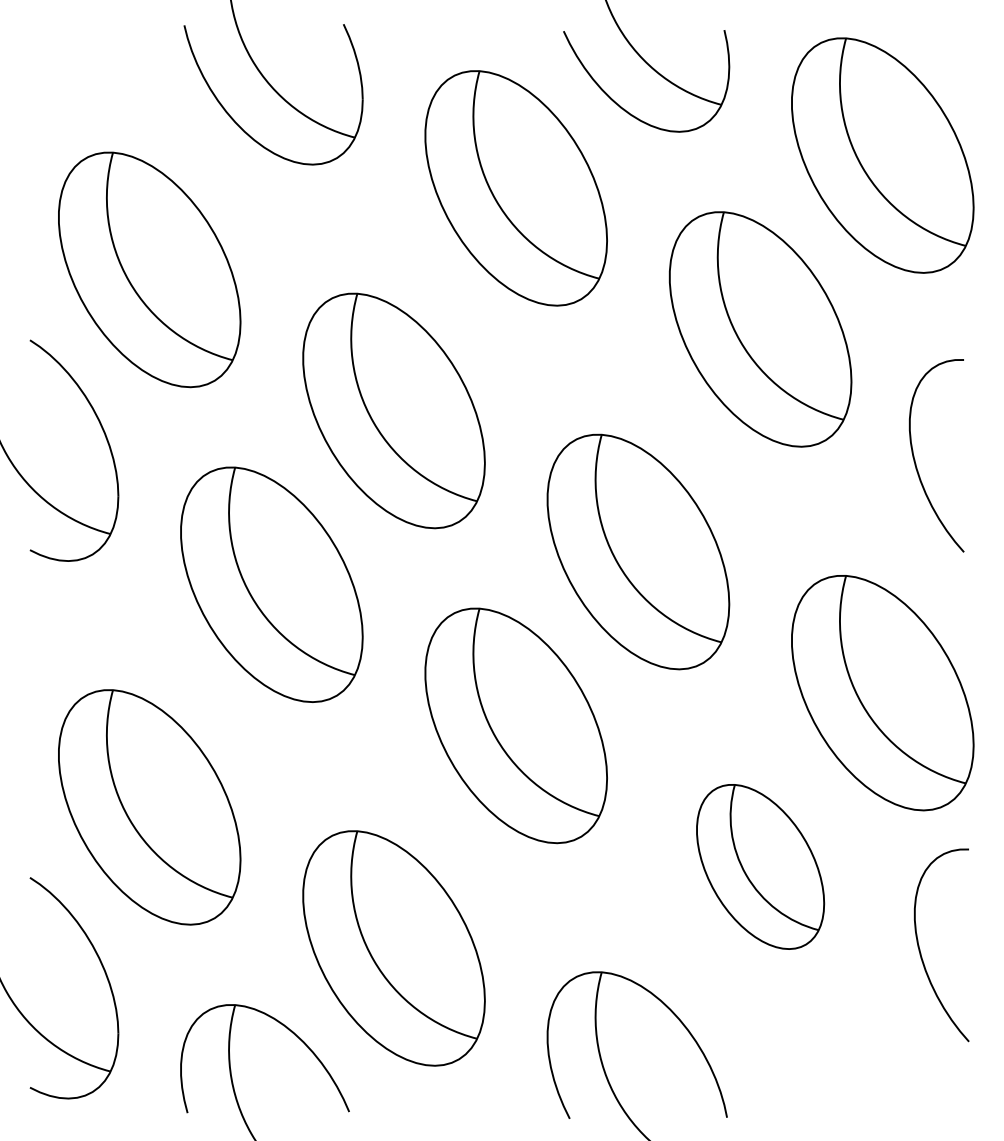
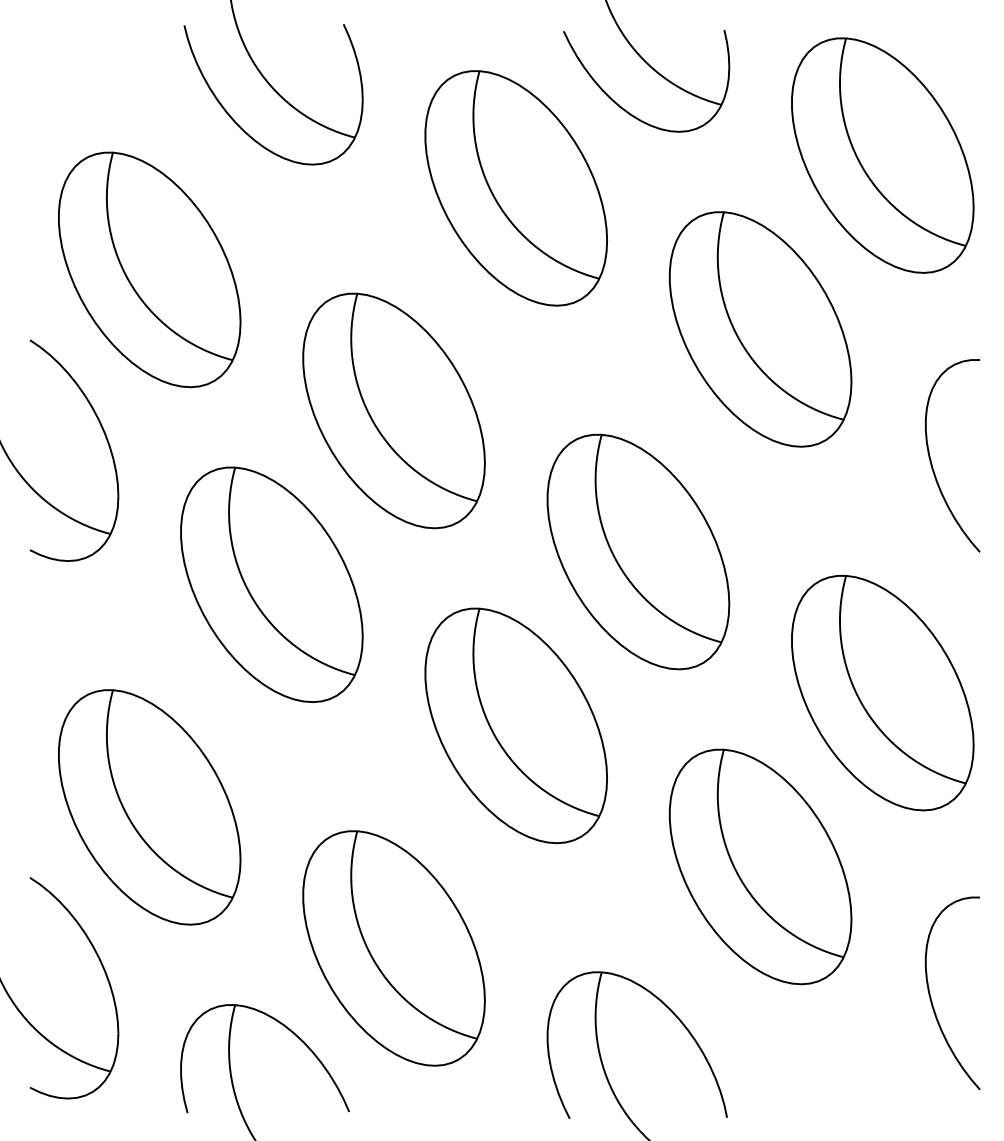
curve position: (915, 459) -> (931, 459) (931, 459)
part size: 130x166 px -> 185x238 px (760, 866)
curve position: (920, 949) -> (931, 997) (931, 997)
